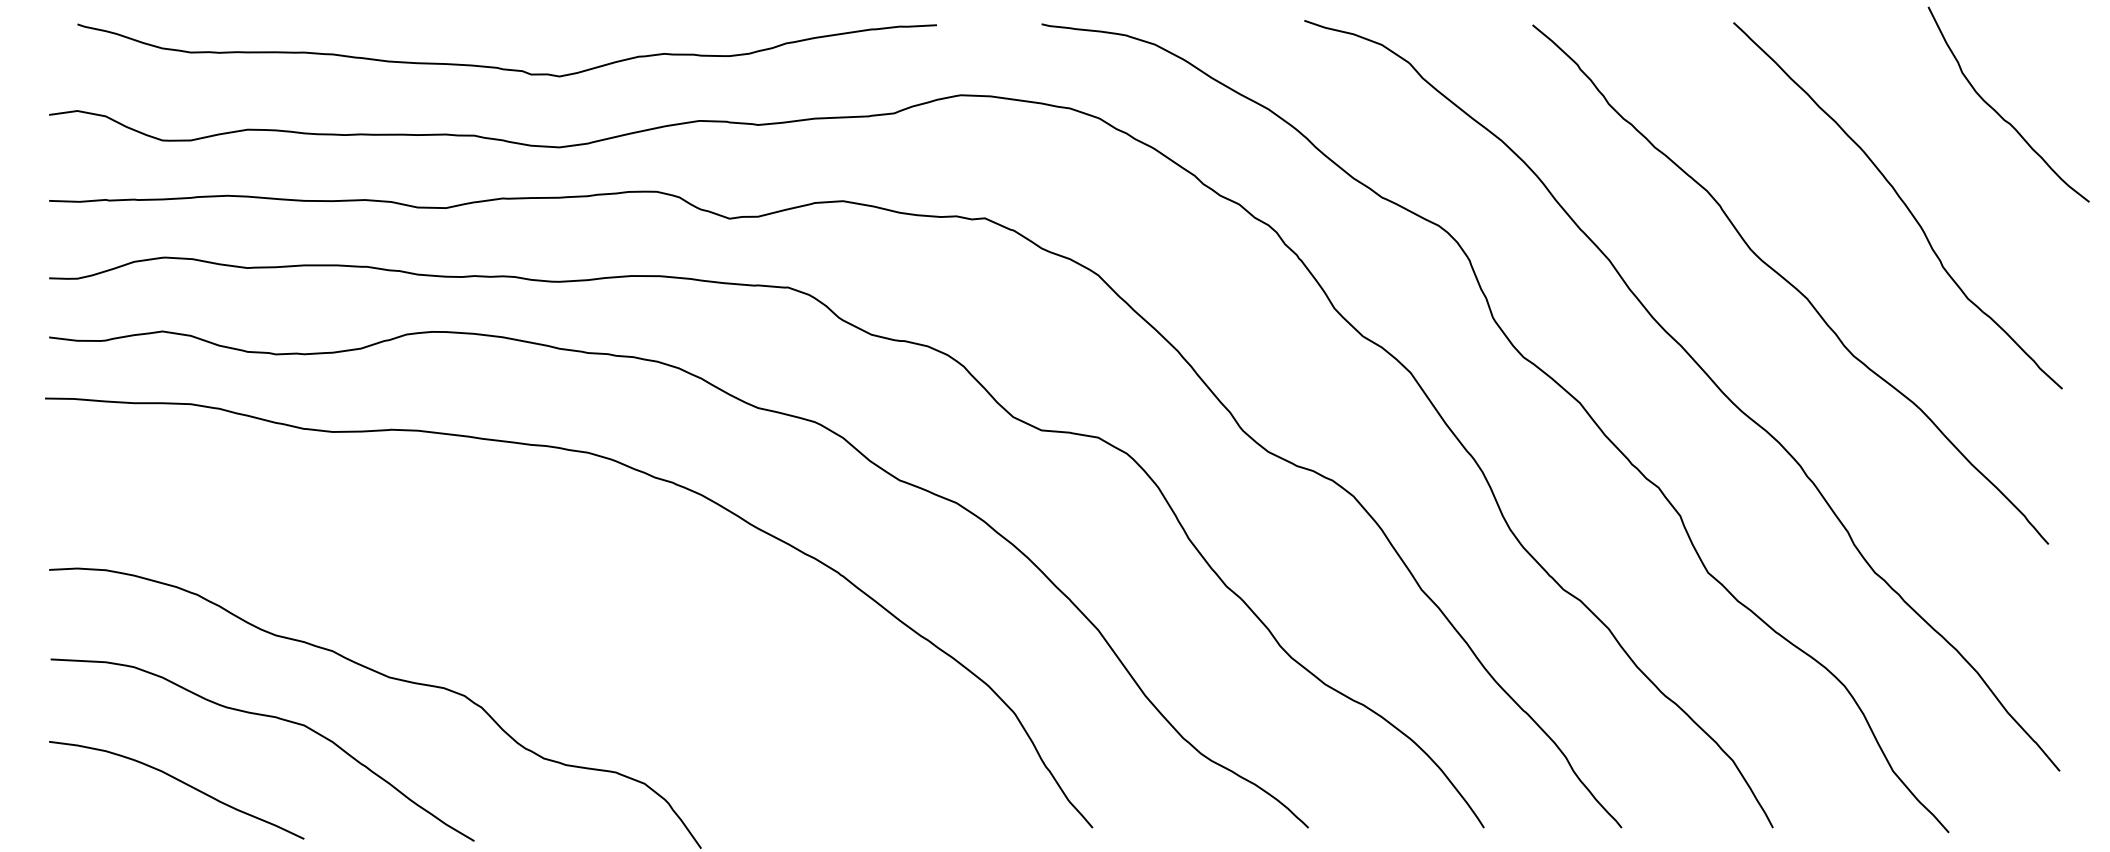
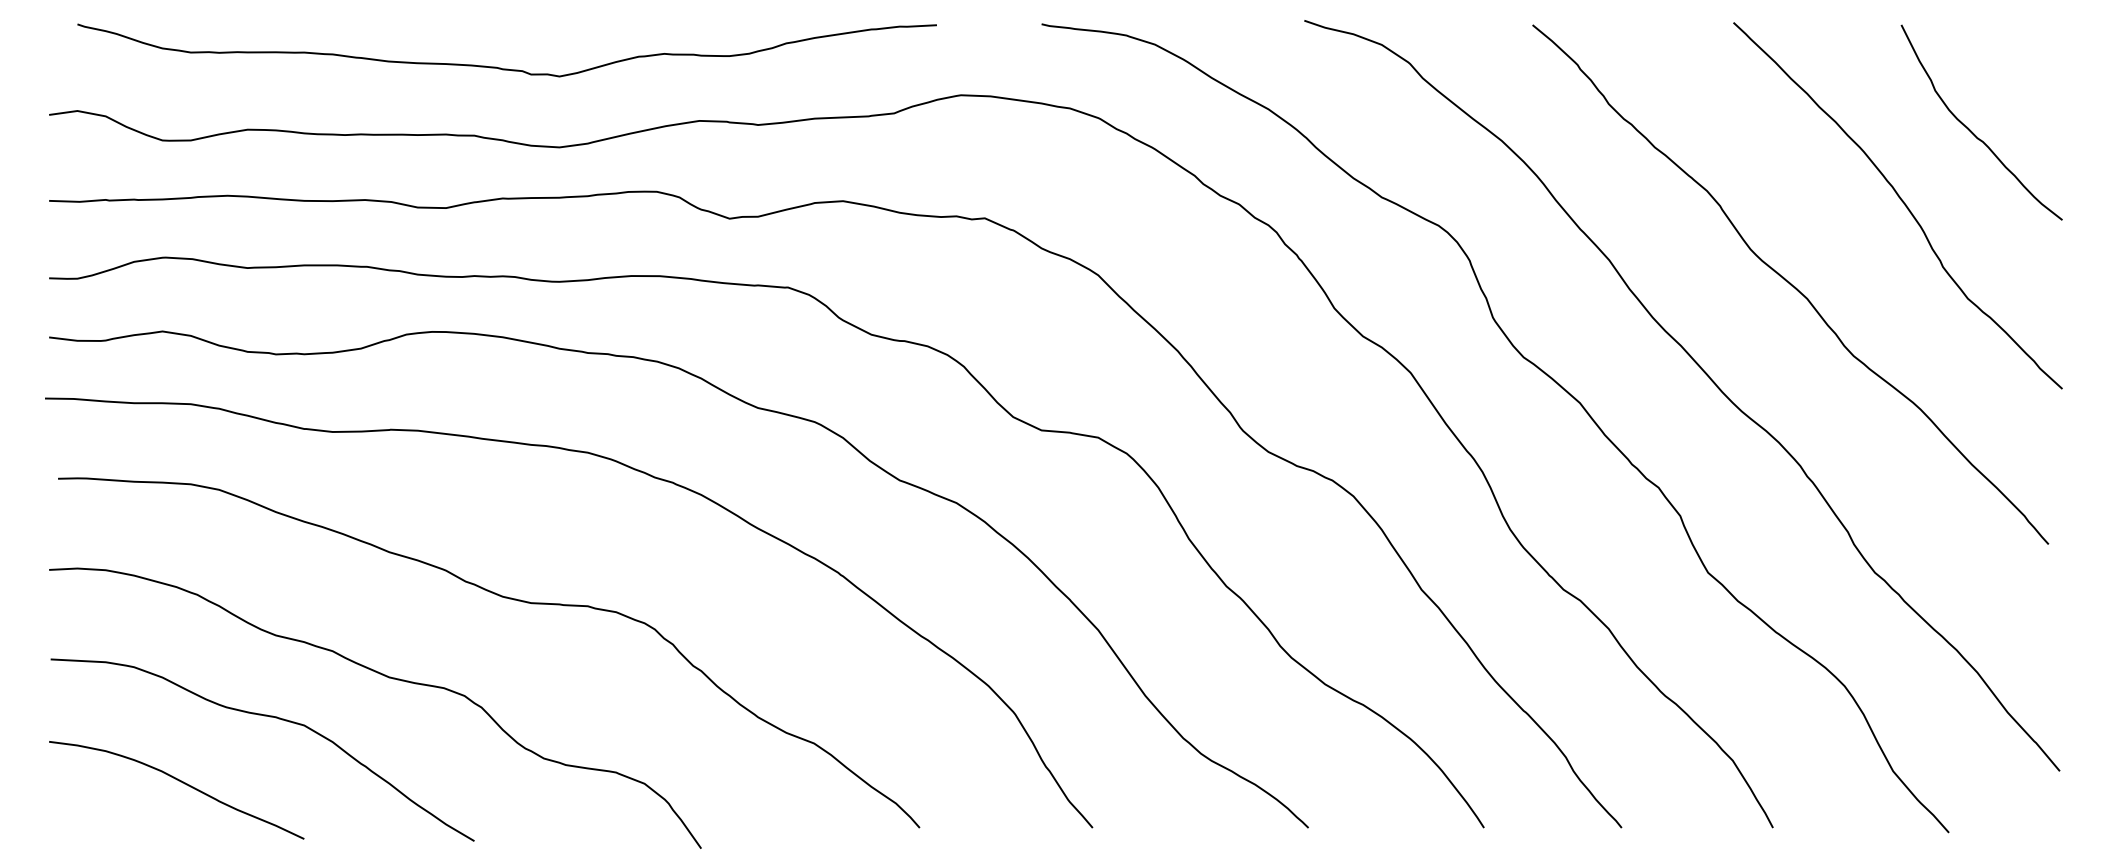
curve position: (1999, 113) -> (1972, 131) (1972, 131)
curve: none -> present (501, 597)
